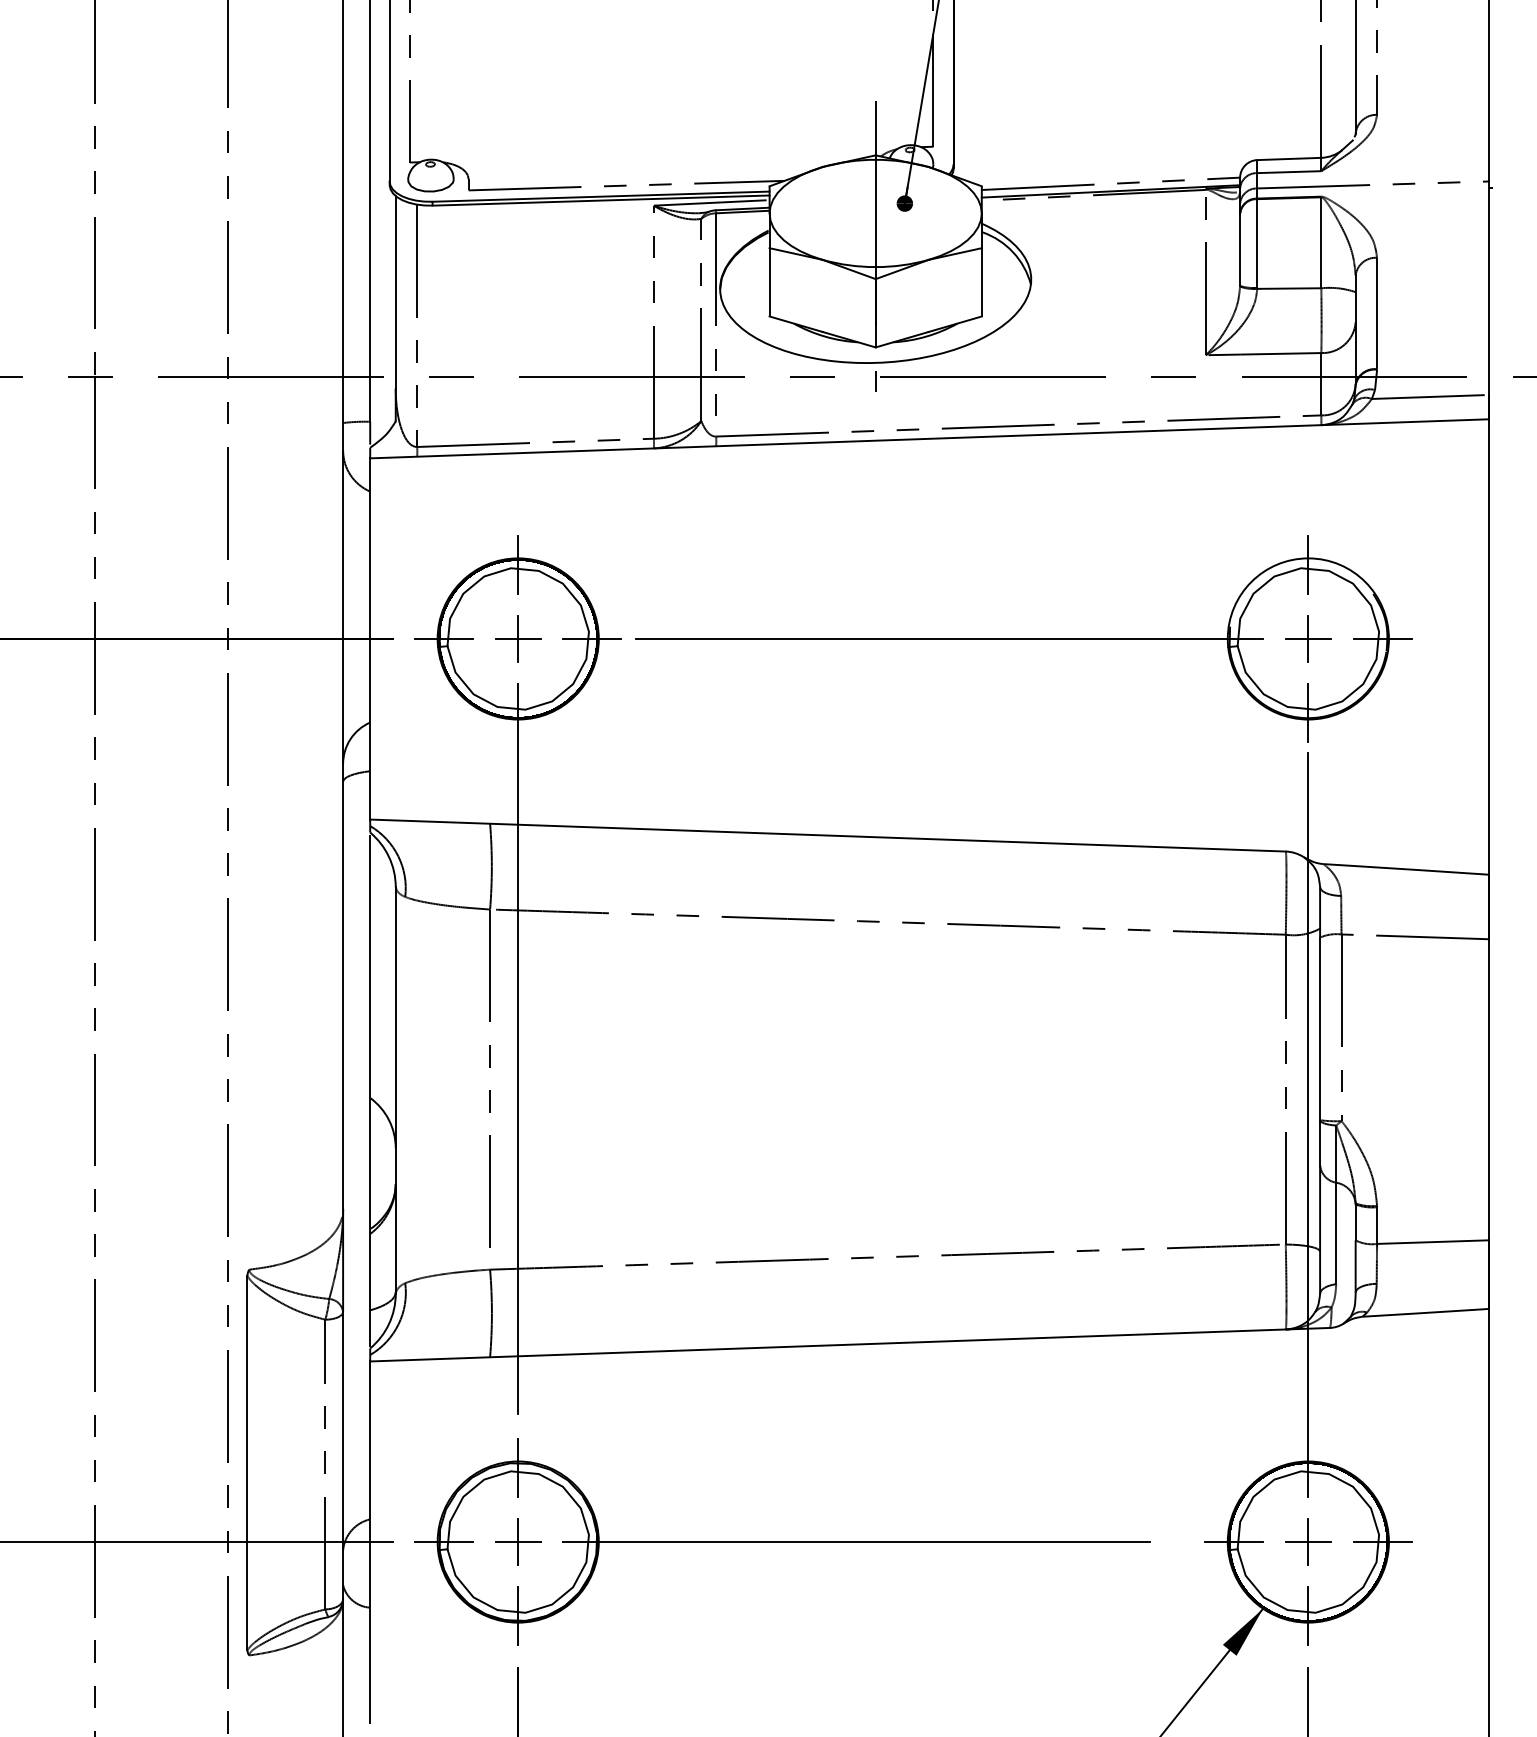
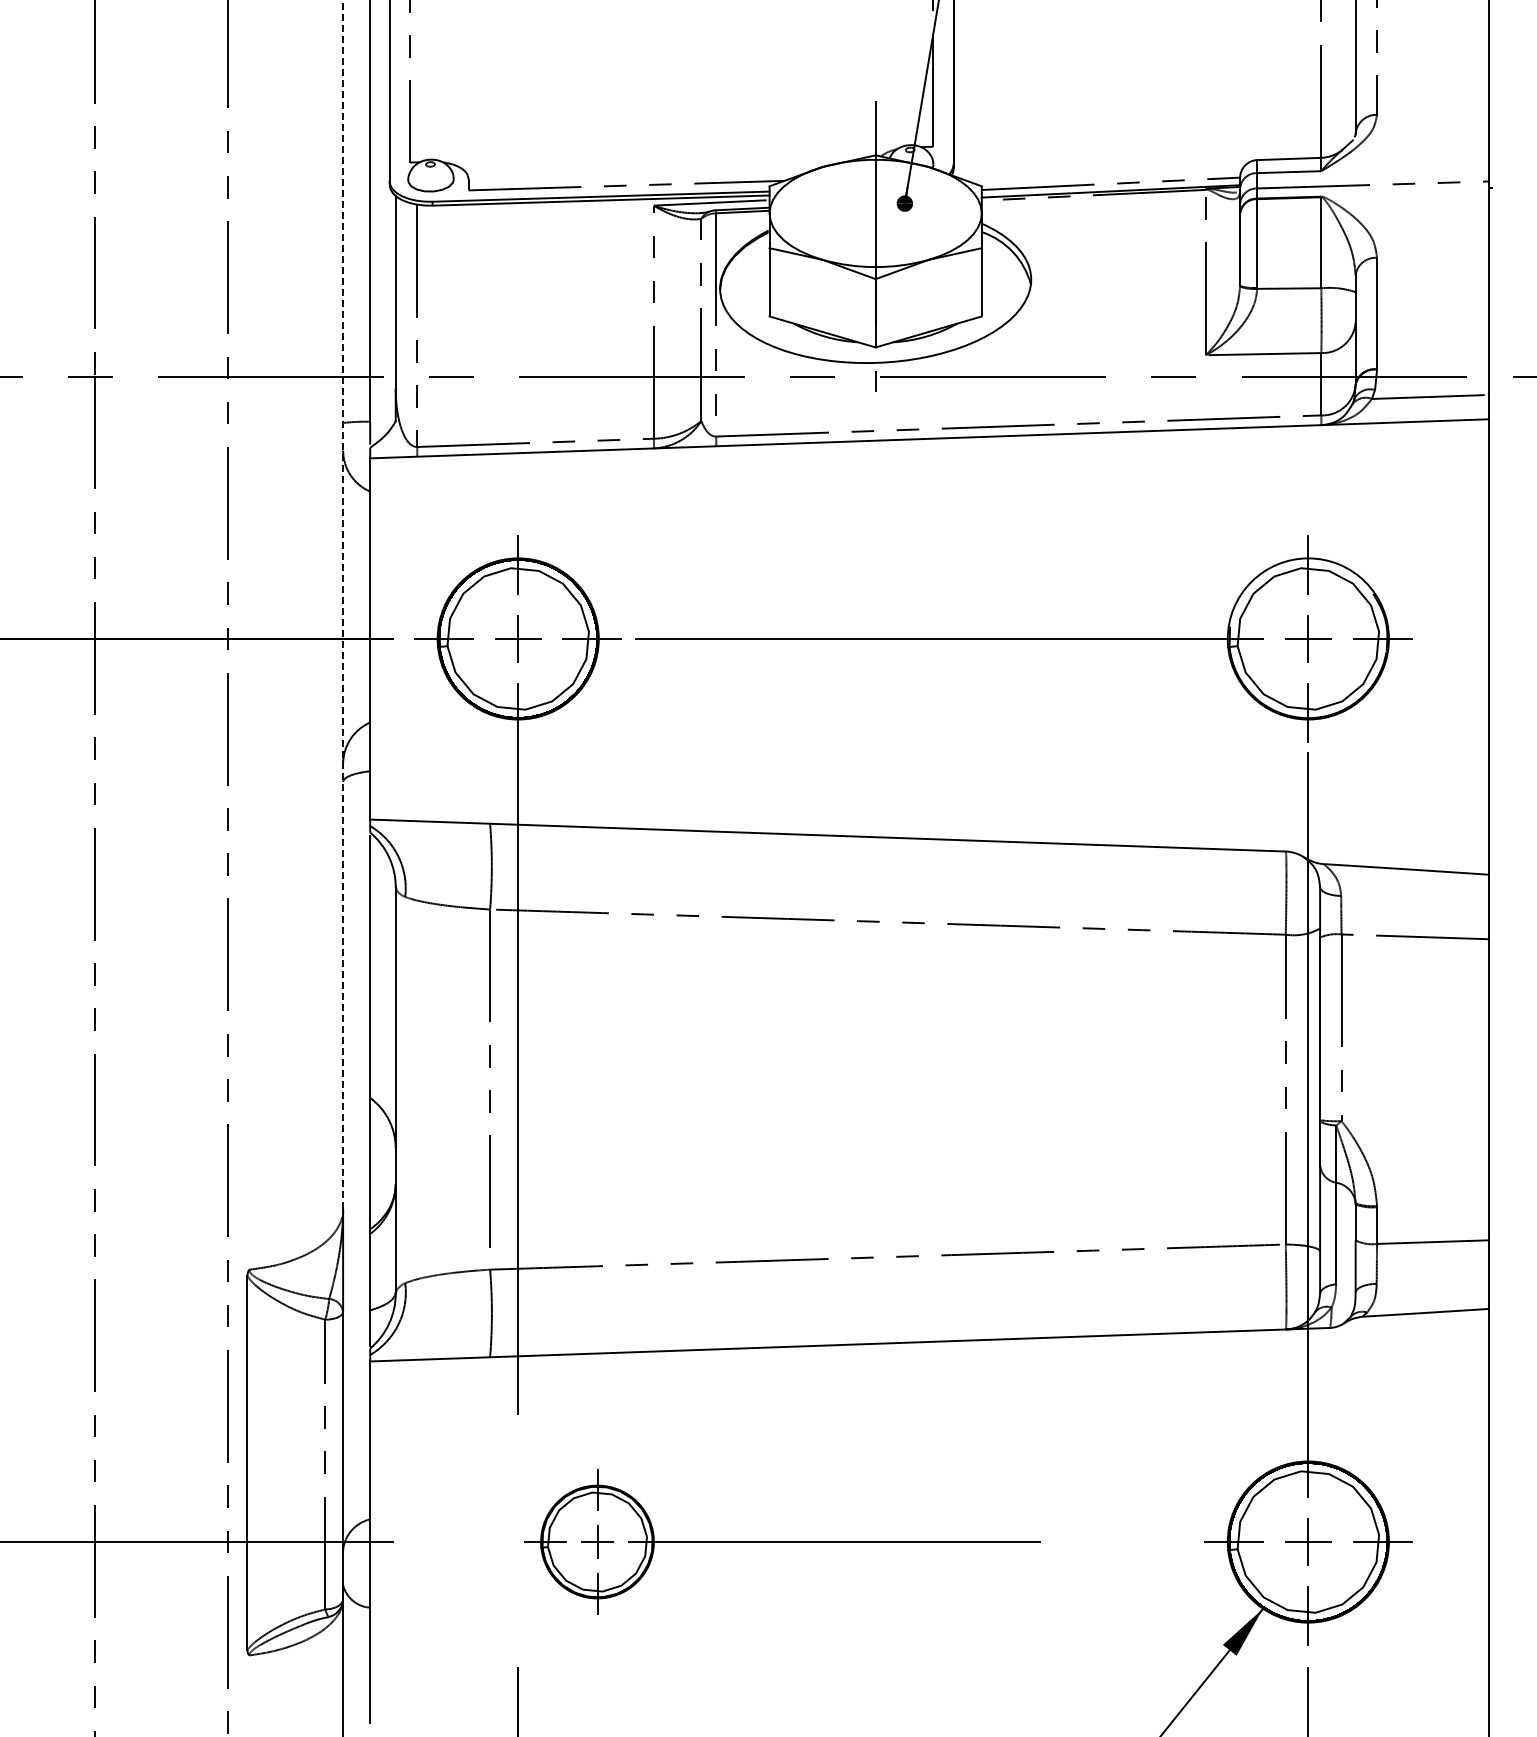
line: solid -> dashed (343, 605)
part size: 737x208 px -> 517x146 px (782, 1541)
